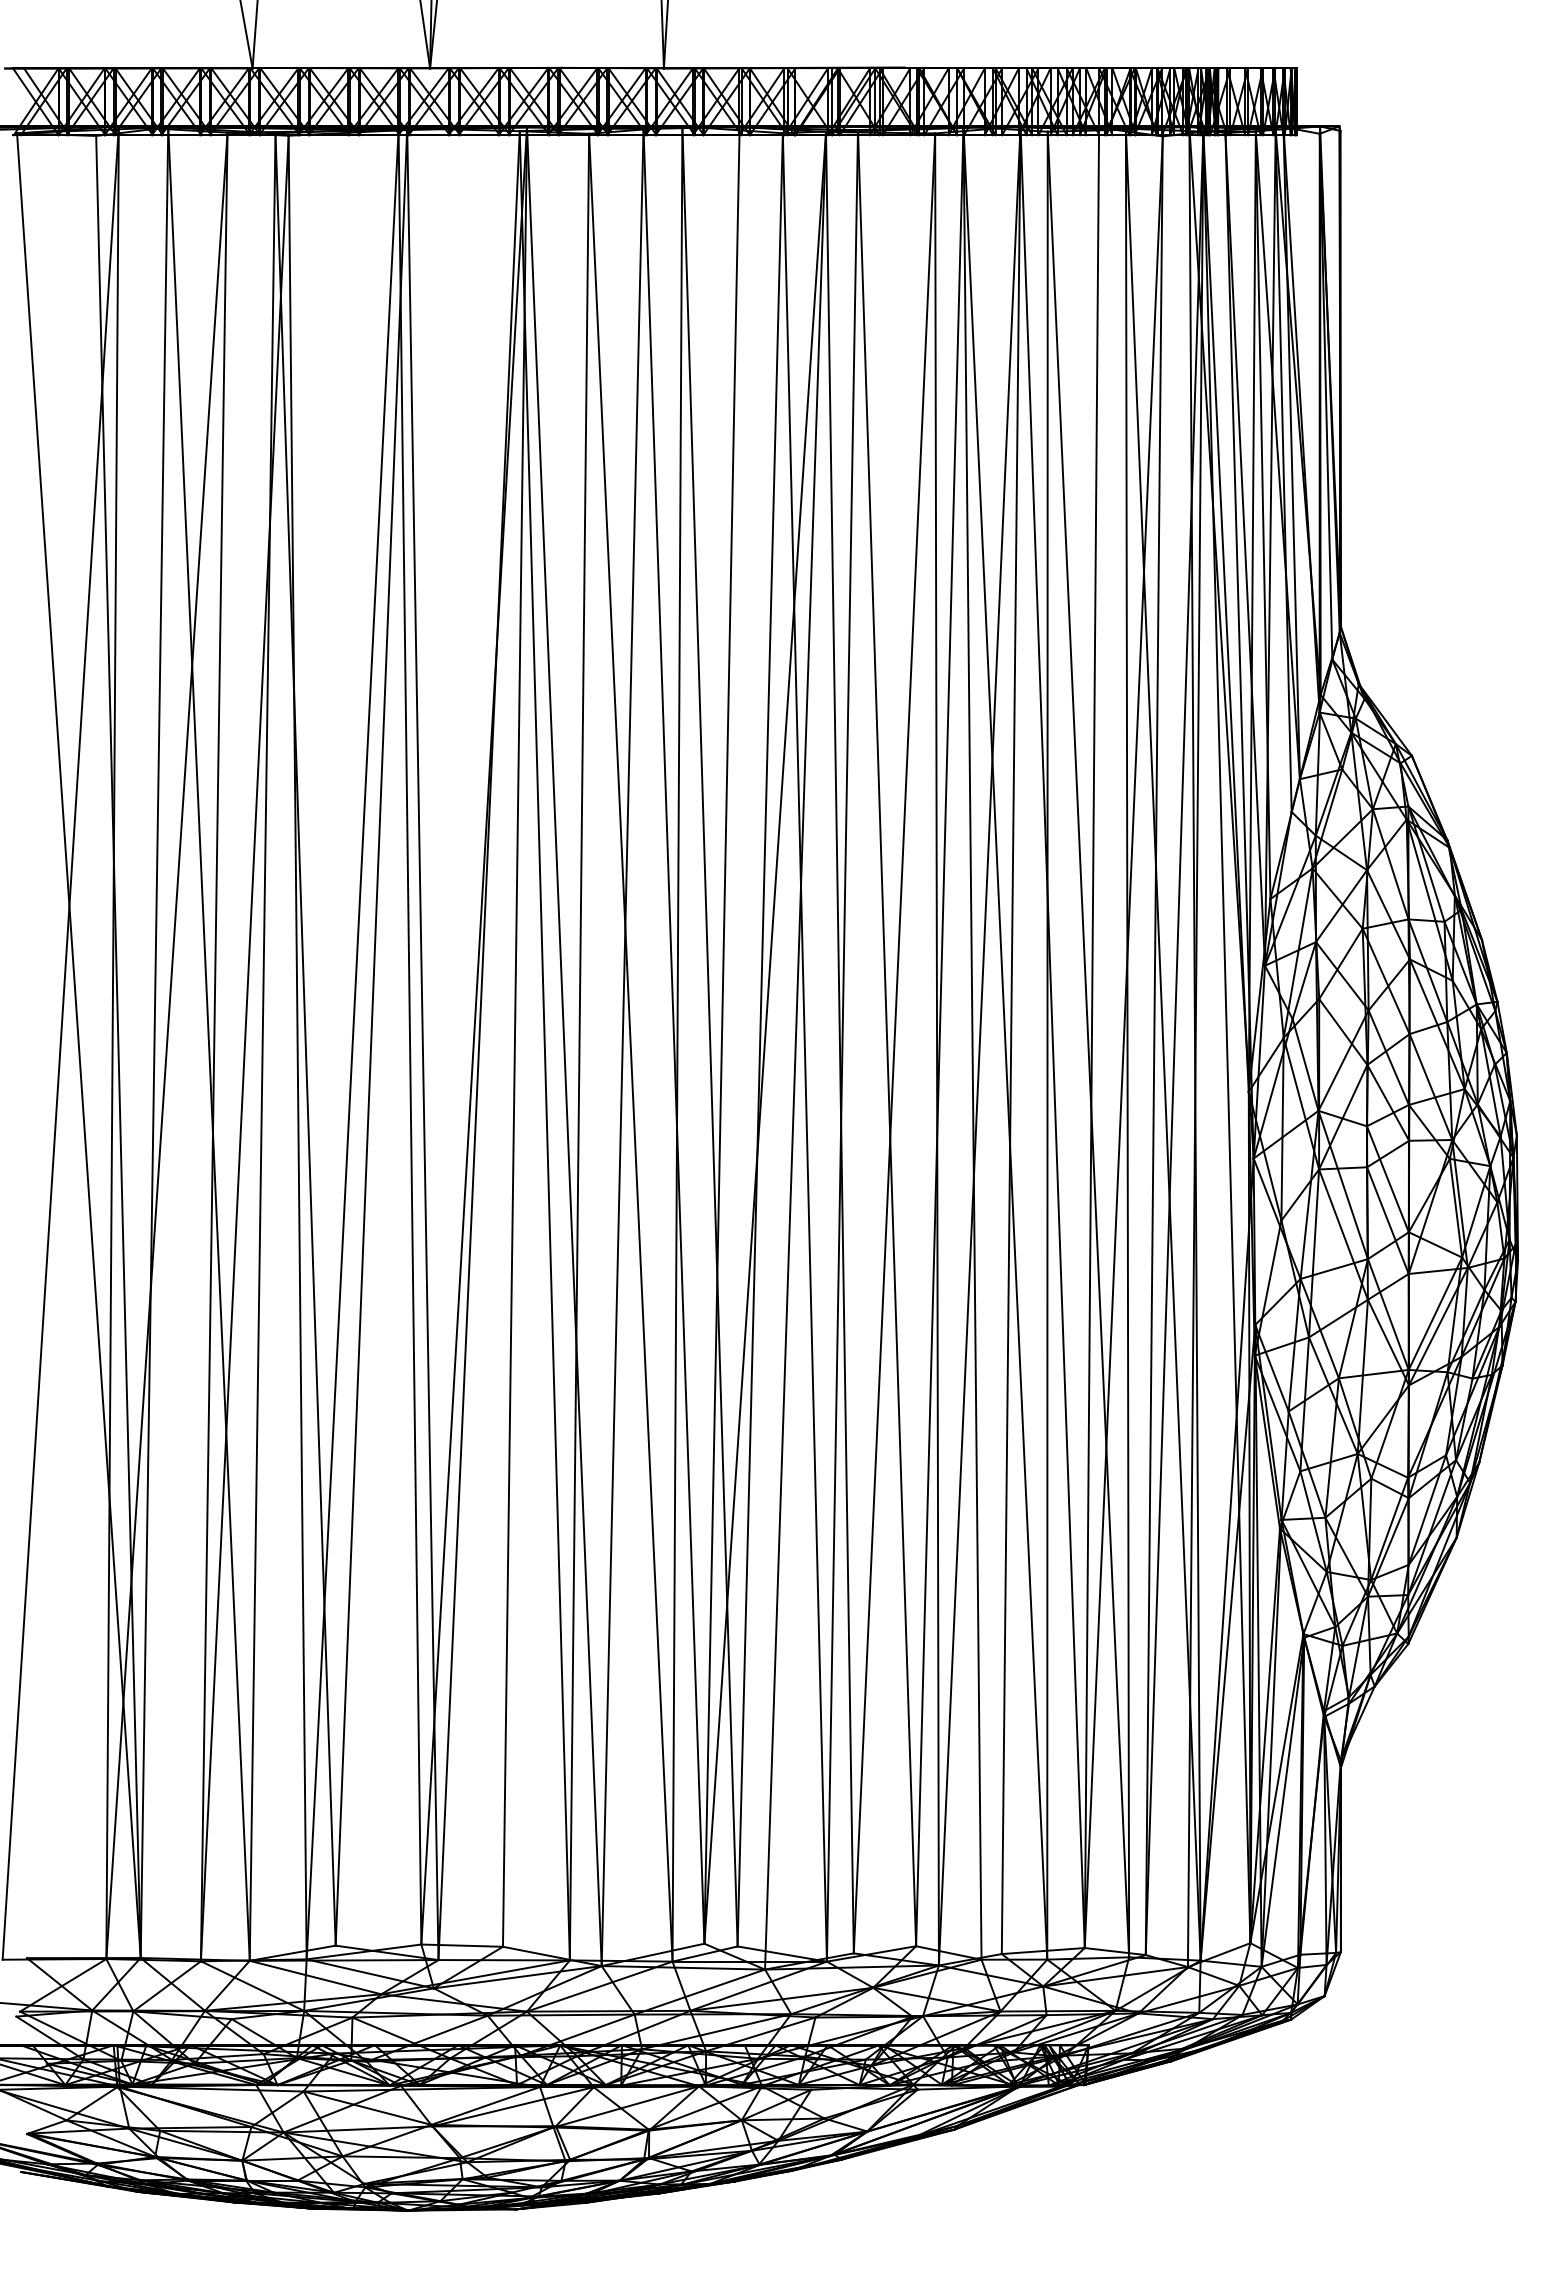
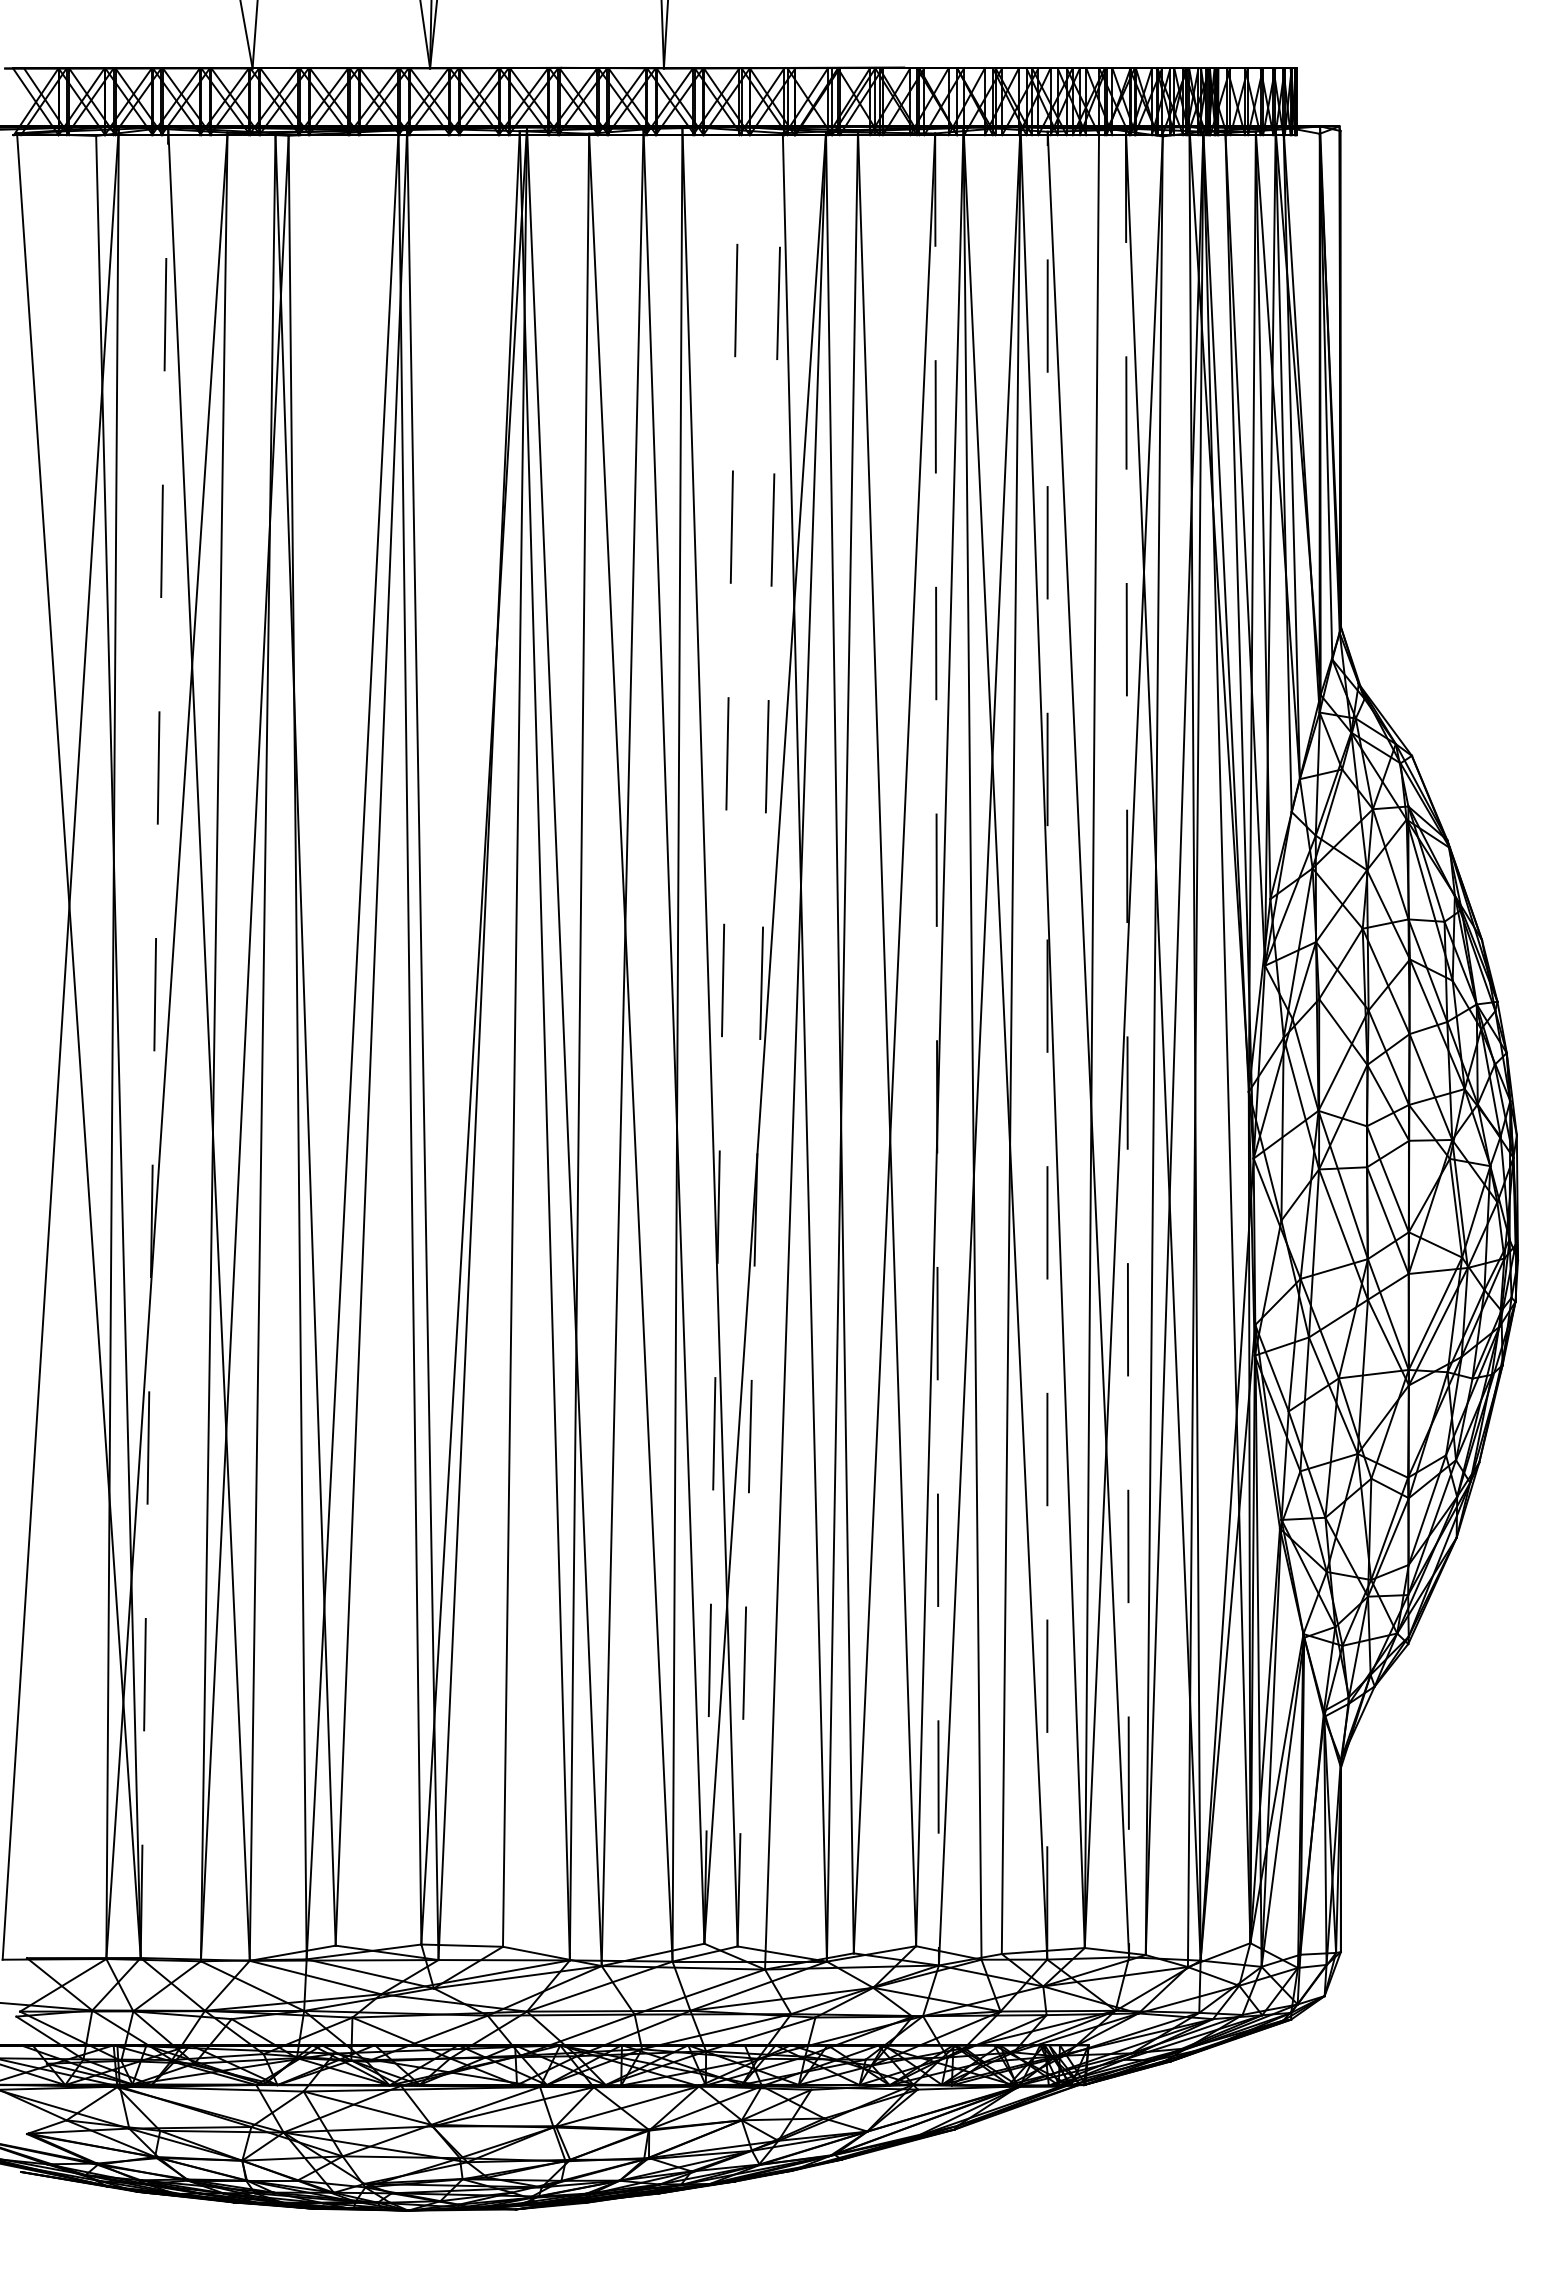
line: solid -> dashed (722, 1035)
line: solid -> dashed (760, 1039)
line: solid -> dashed (154, 1042)
line: solid -> dashed (1127, 1043)
line: solid -> dashed (1047, 1045)
line: solid -> dashed (937, 1049)
